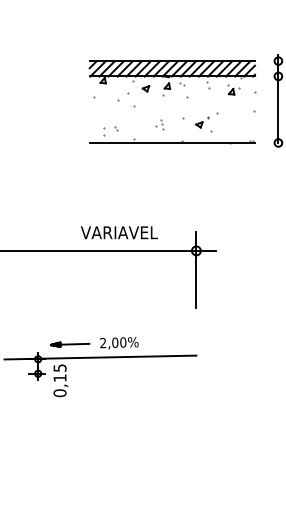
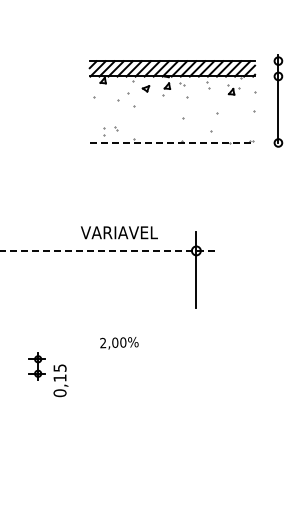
part: present -> none (202, 122)
part: present -> none (159, 124)
line: solid -> dashed (172, 142)
line: solid -> dashed (108, 250)
part: present -> none (70, 344)
line: present -> none (100, 357)
